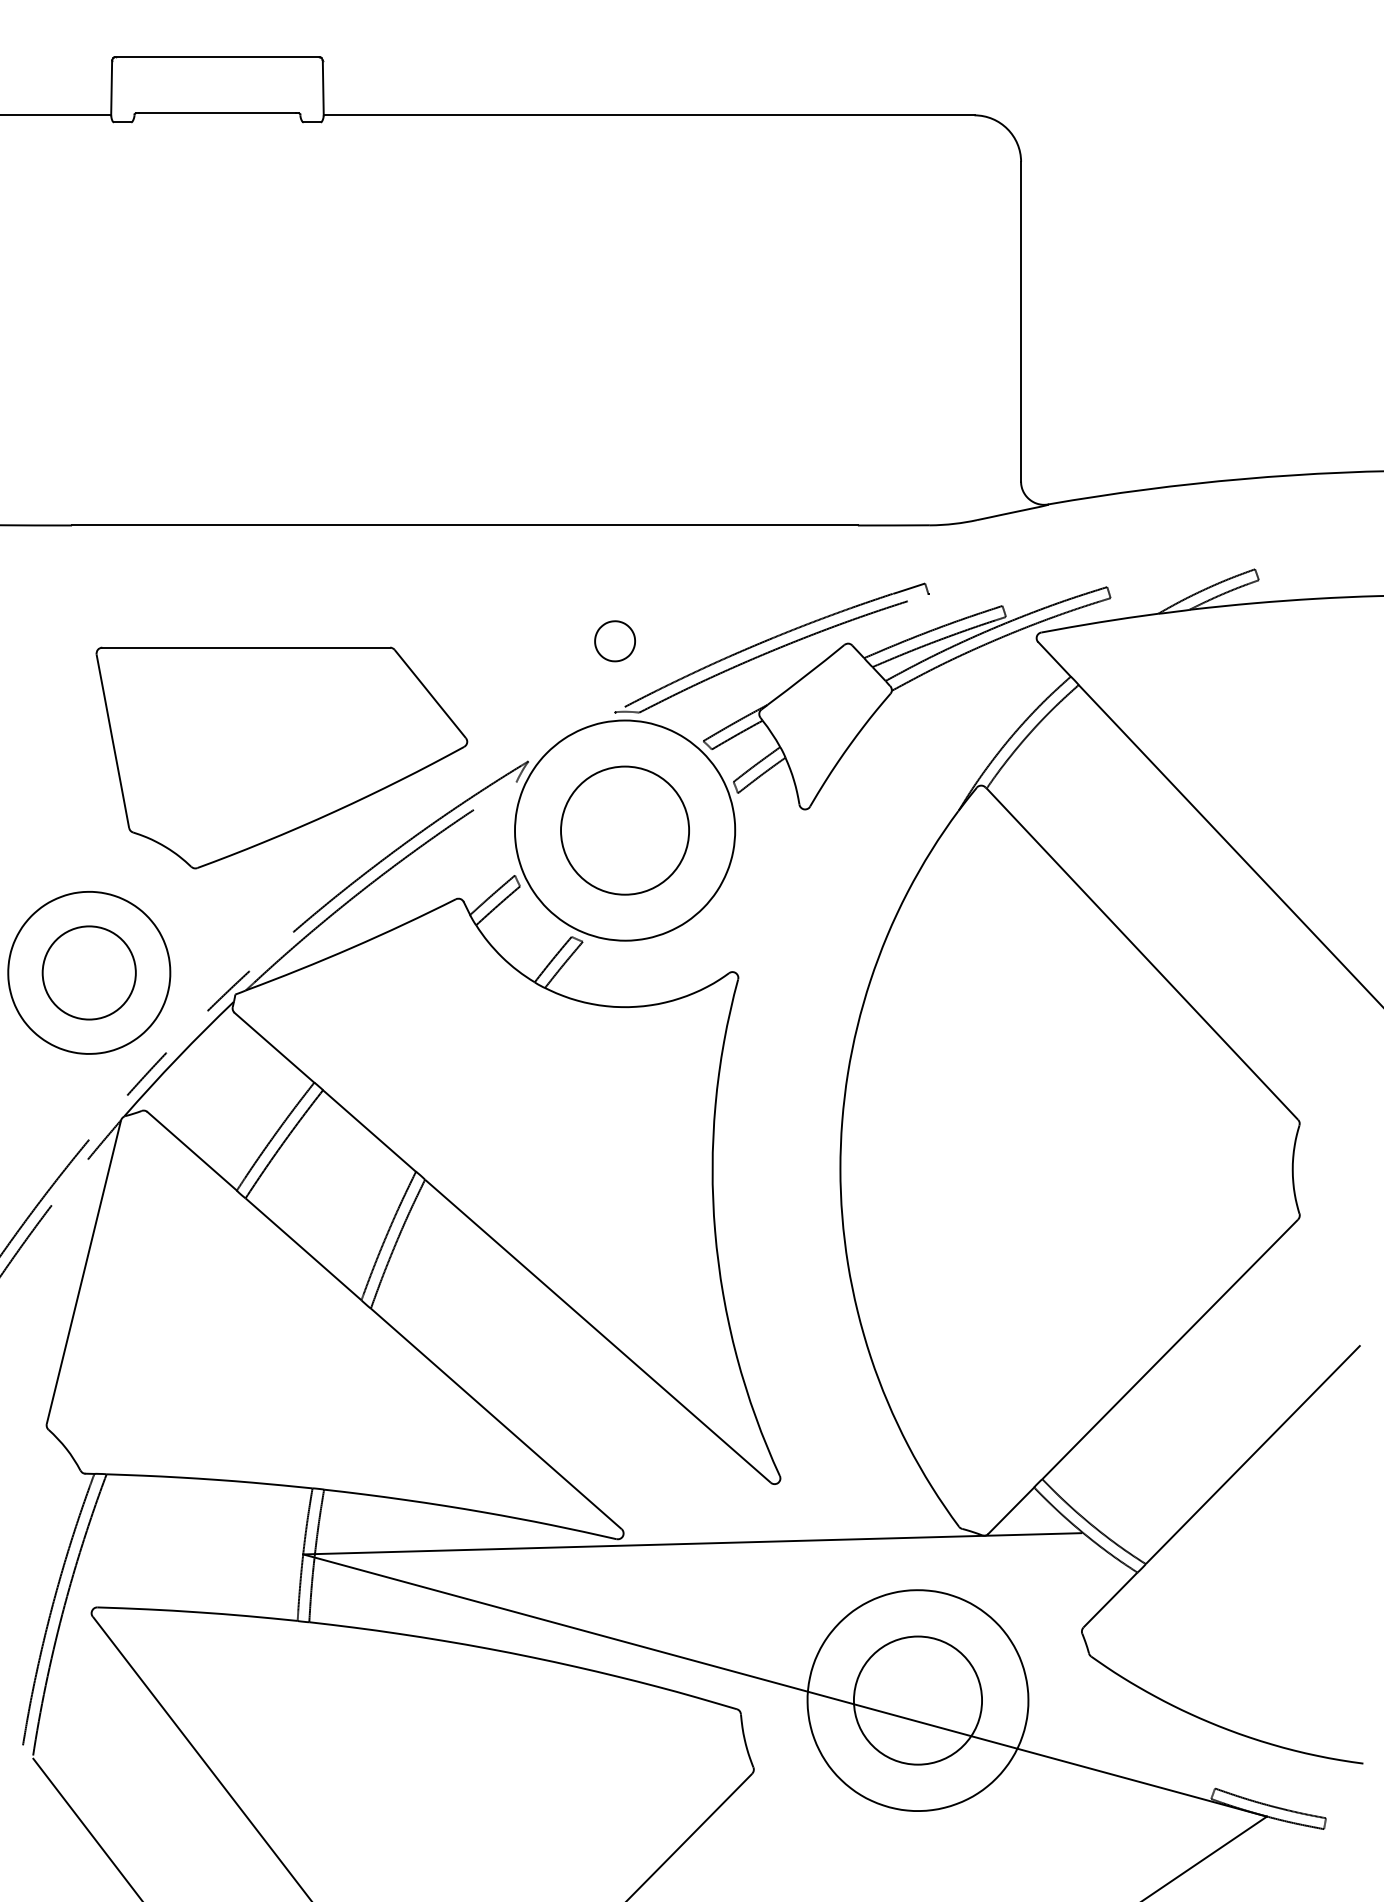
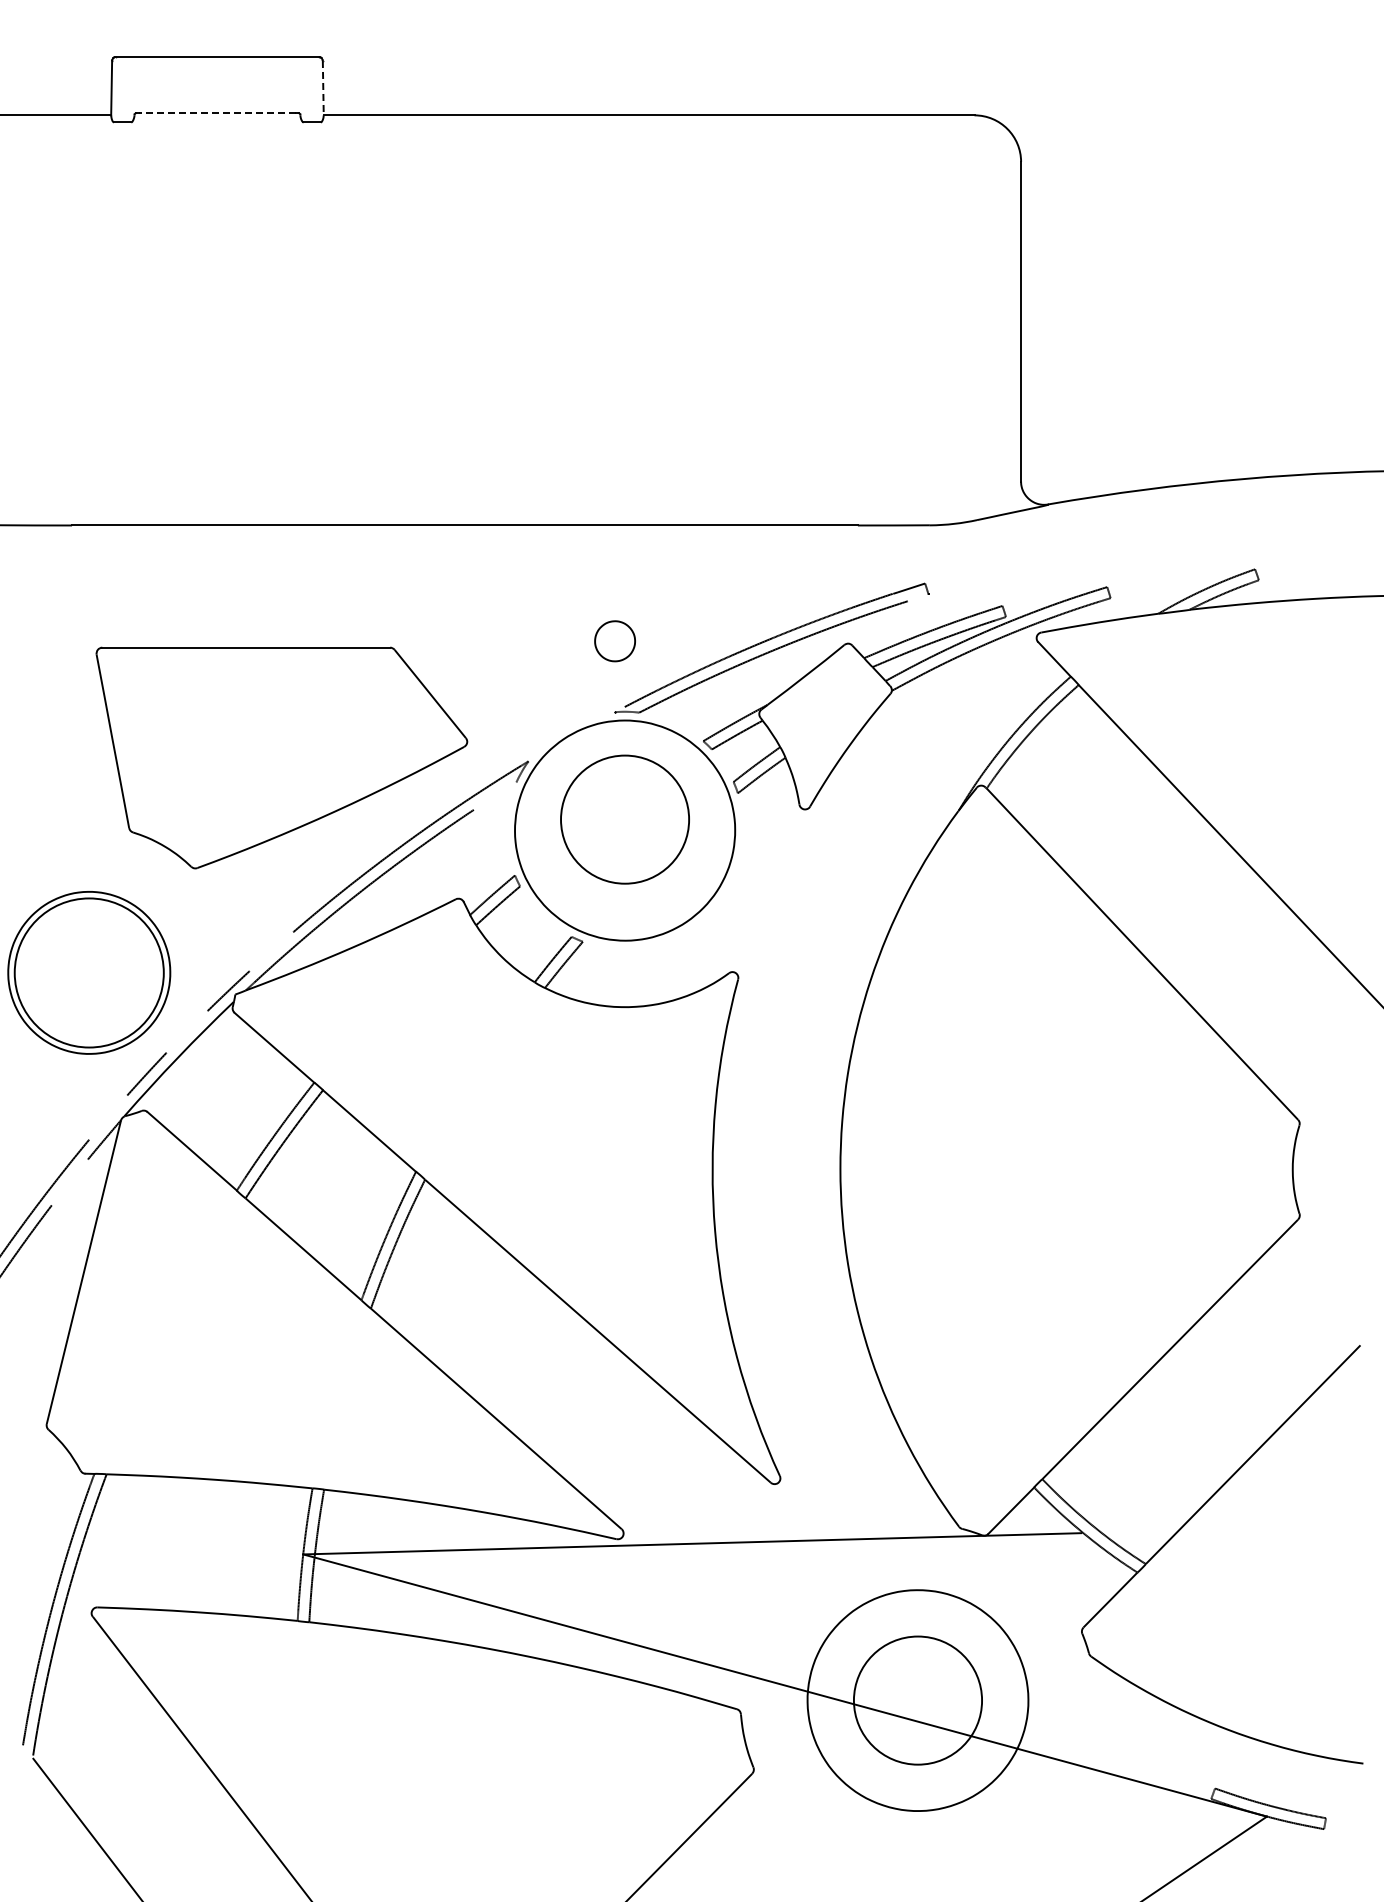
line: solid -> dashed (323, 88)
line: solid -> dashed (217, 113)
circle position: (624, 830) -> (624, 819) (624, 819)
circle diameter: 93 px -> 149 px (88, 972)
